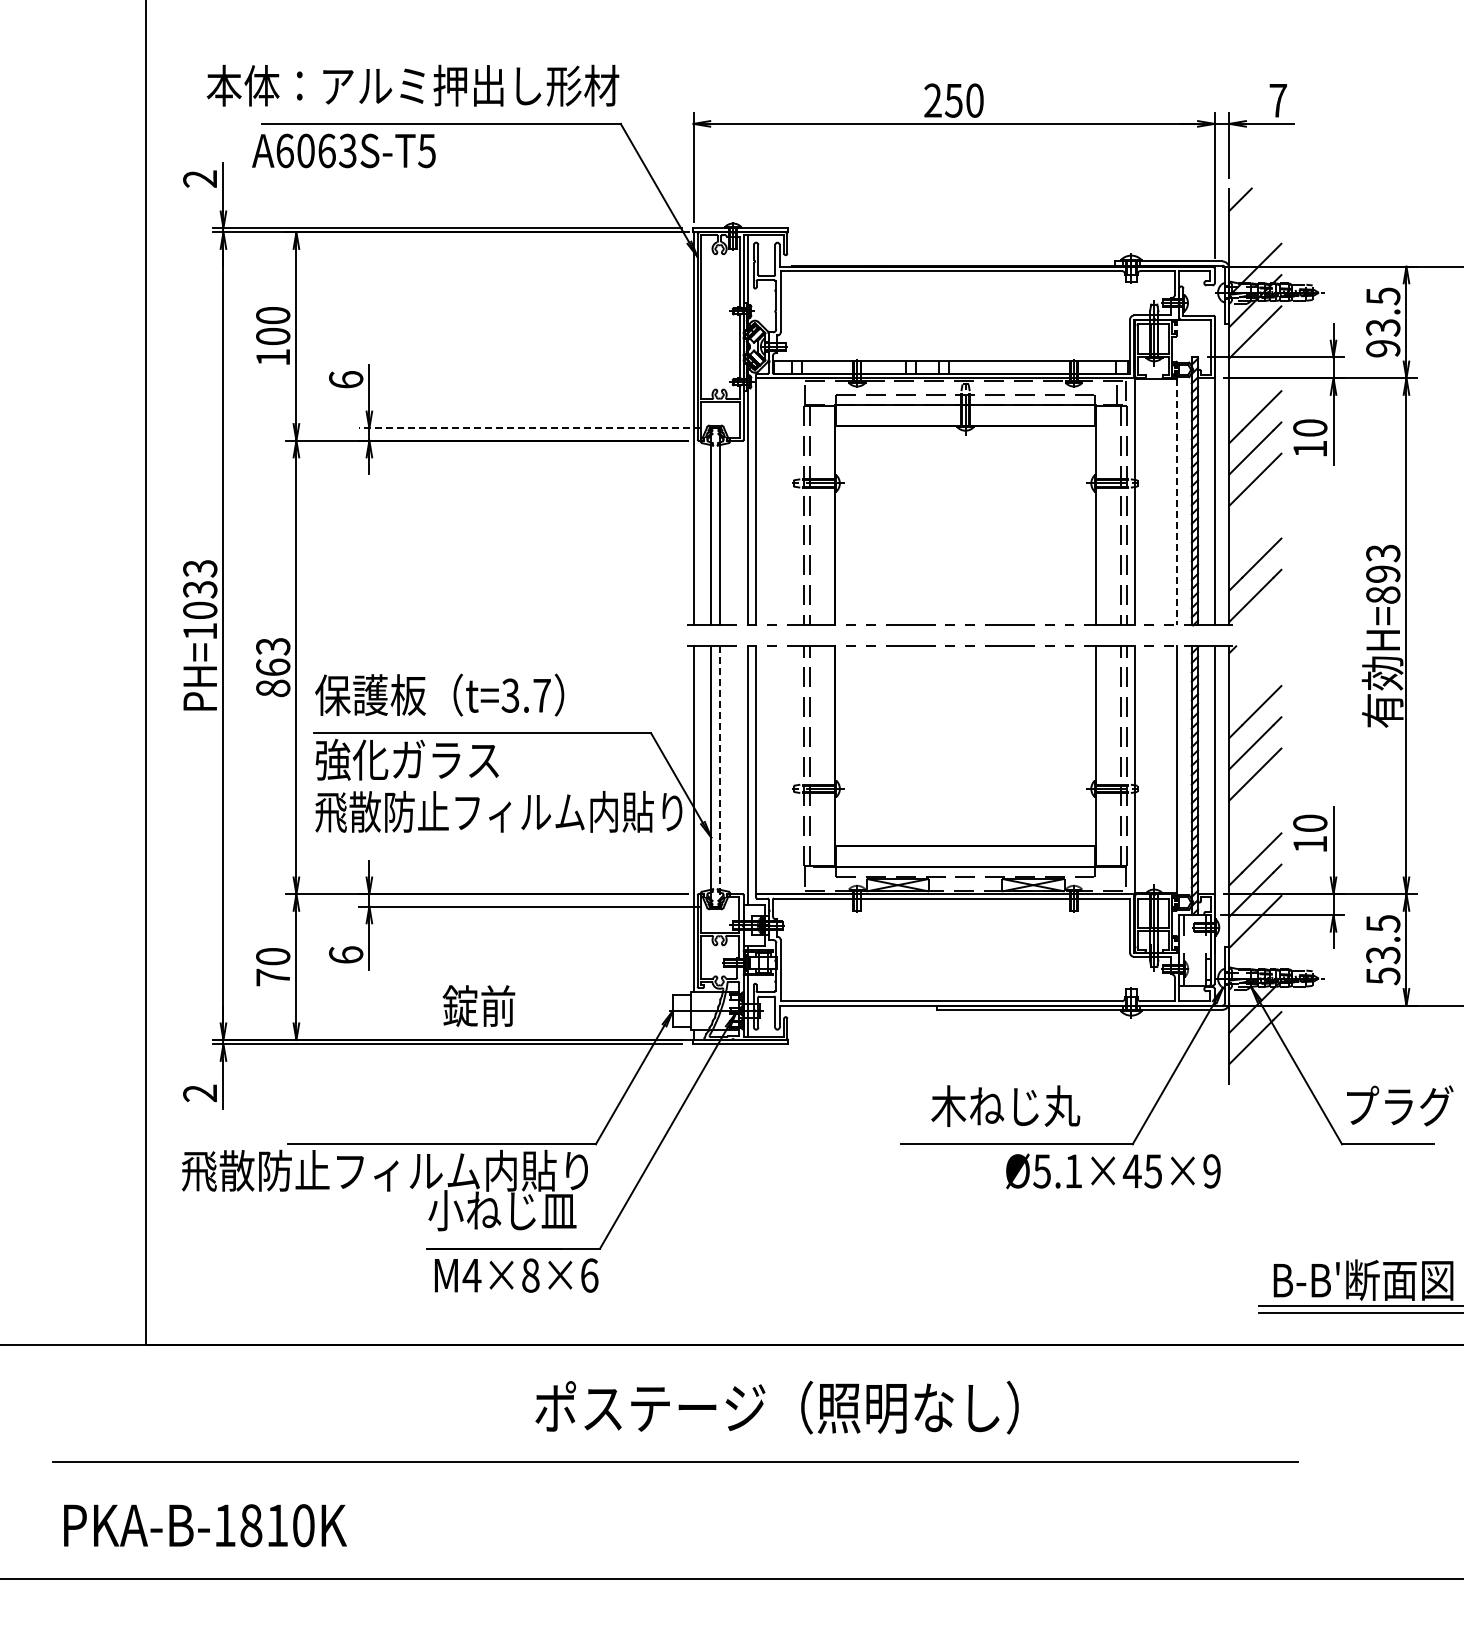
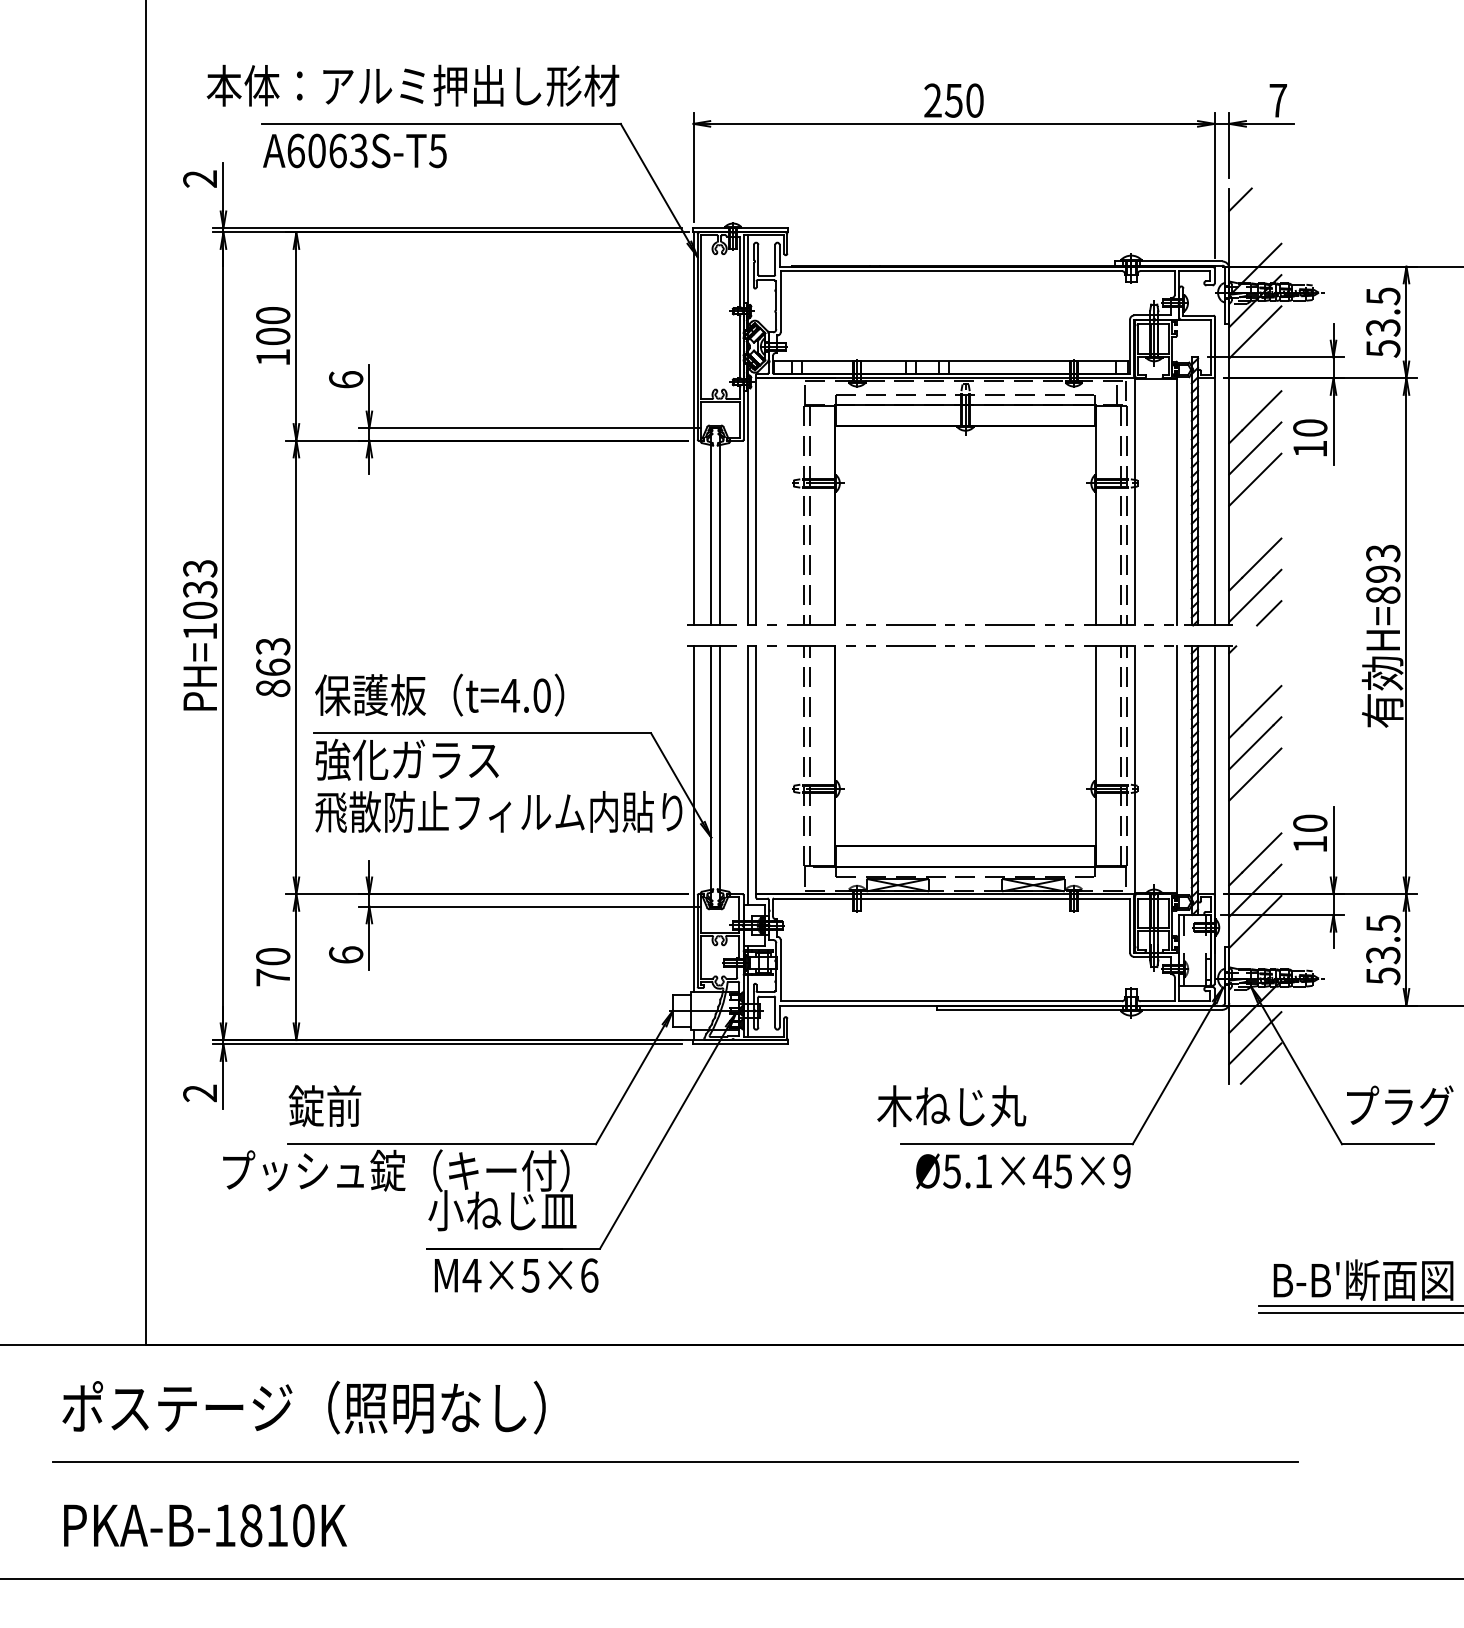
text position: (343, 150) -> (354, 150) (354, 150)
text: 93.5 -> 53.5 (1383, 348)
line: dashed -> solid (529, 428)
line: dashed -> solid (1177, 502)
line: none -> present (1269, 613)
text: t=3.7 -> t=4.0 (525, 695)
line: dashed -> solid (719, 777)
text position: (478, 1005) -> (324, 1105) (324, 1105)
line: none -> present (1260, 1063)
text position: (1005, 1105) -> (951, 1105) (951, 1105)
text: 飛散防止フィルム内貼り -> プッシュ錠（キー付） (384, 1170)
text position: (1113, 1171) -> (1023, 1171) (1023, 1171)
text: M4×8×6 -> M4×5×6 (530, 1275)
text position: (776, 1407) -> (303, 1407) (303, 1407)
